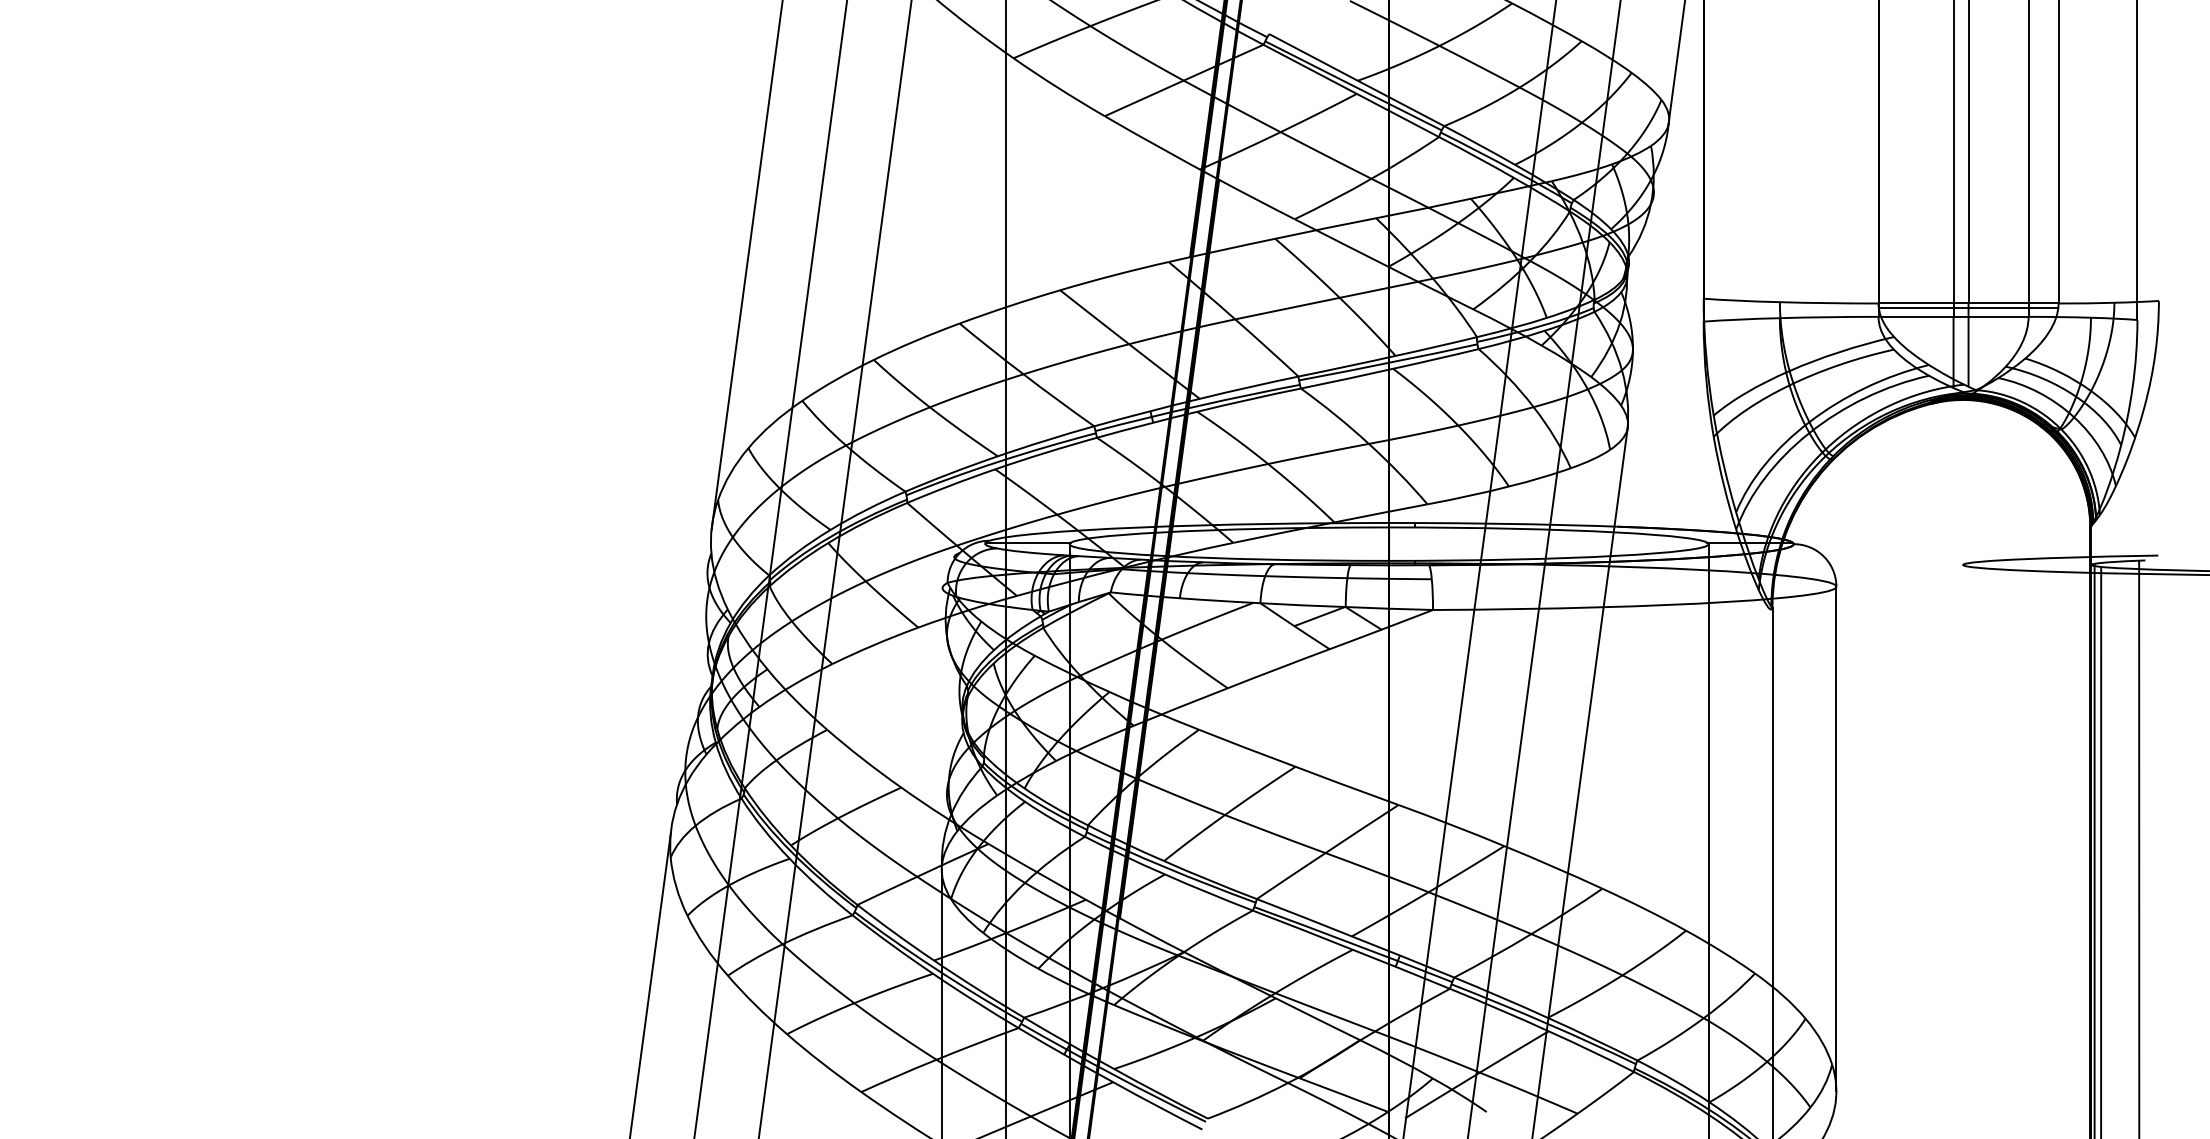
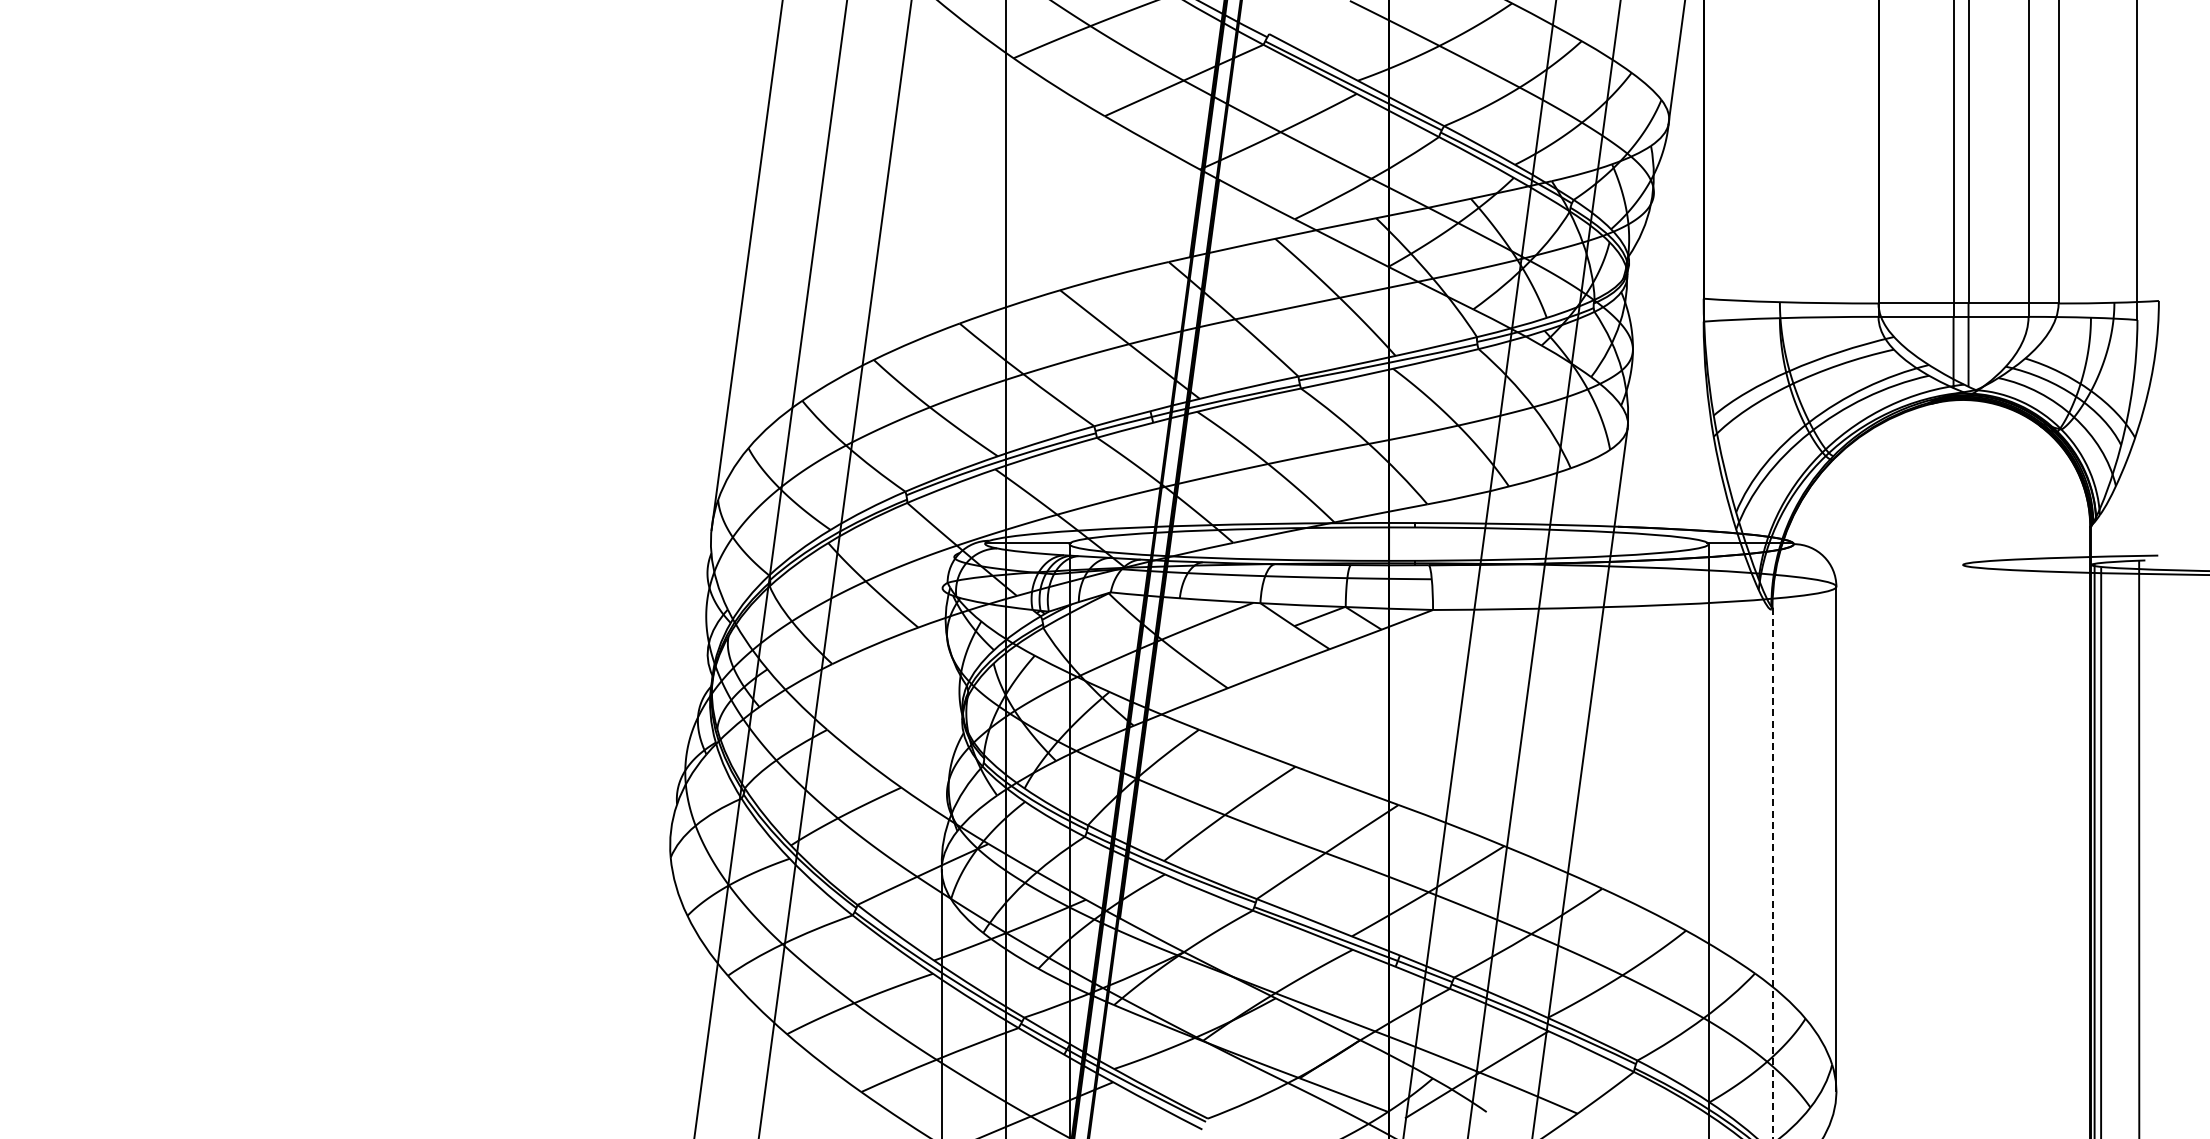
line: present -> none (1968, 307)
line: solid -> dashed (1772, 873)
line: present -> none (650, 984)
